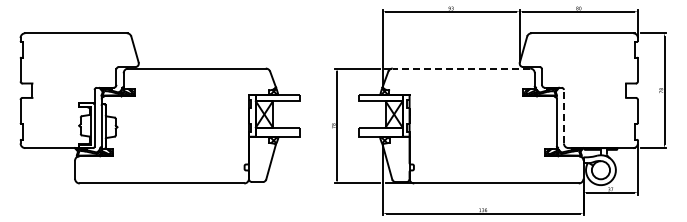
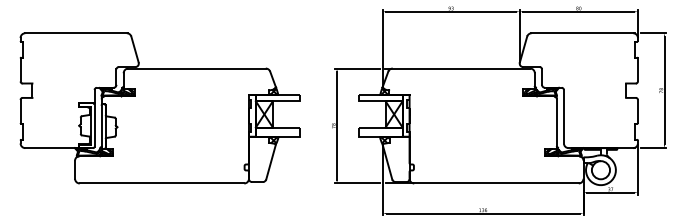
line: dashed -> solid (461, 68)
line: dashed -> solid (563, 116)
